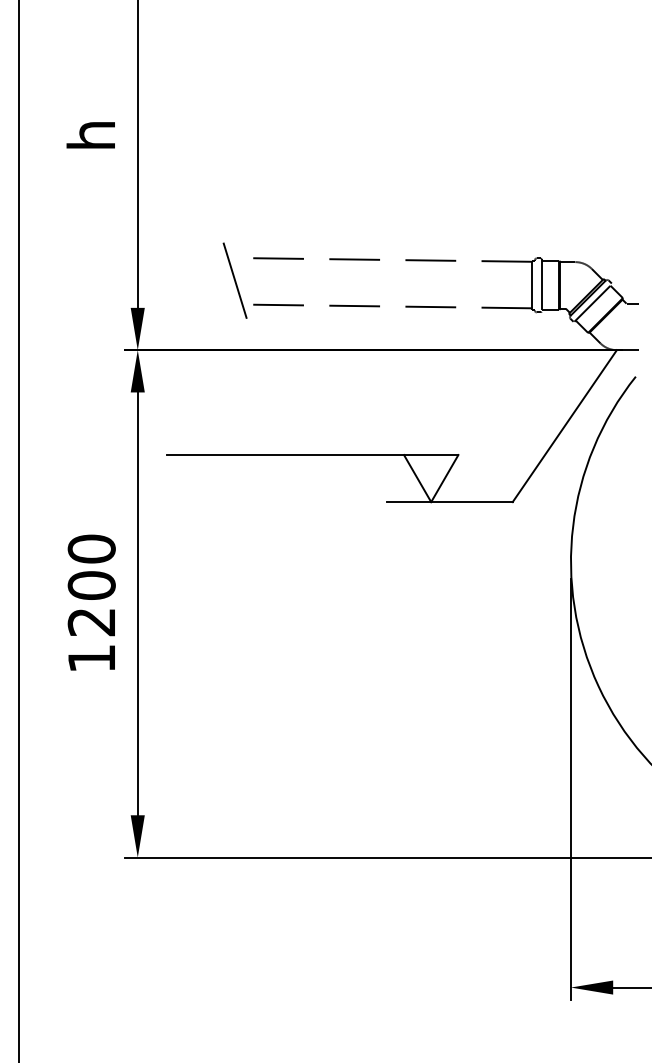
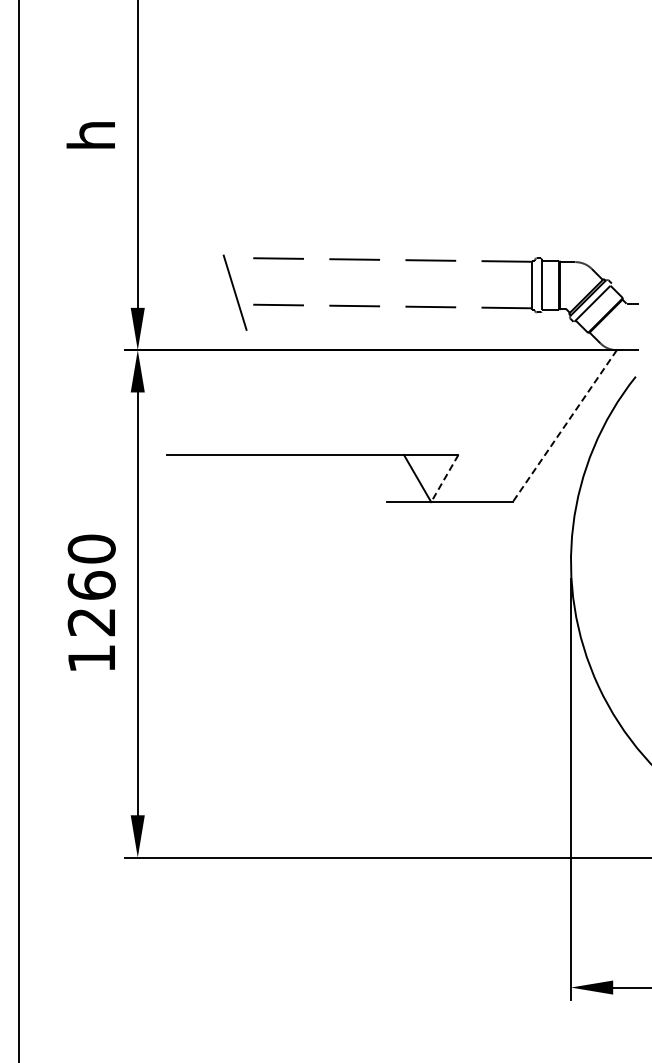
line position: (234, 280) -> (234, 292) (234, 292)
line: solid -> dashed (564, 426)
line: solid -> dashed (444, 478)
text: 1200 -> 1260 (91, 585)
